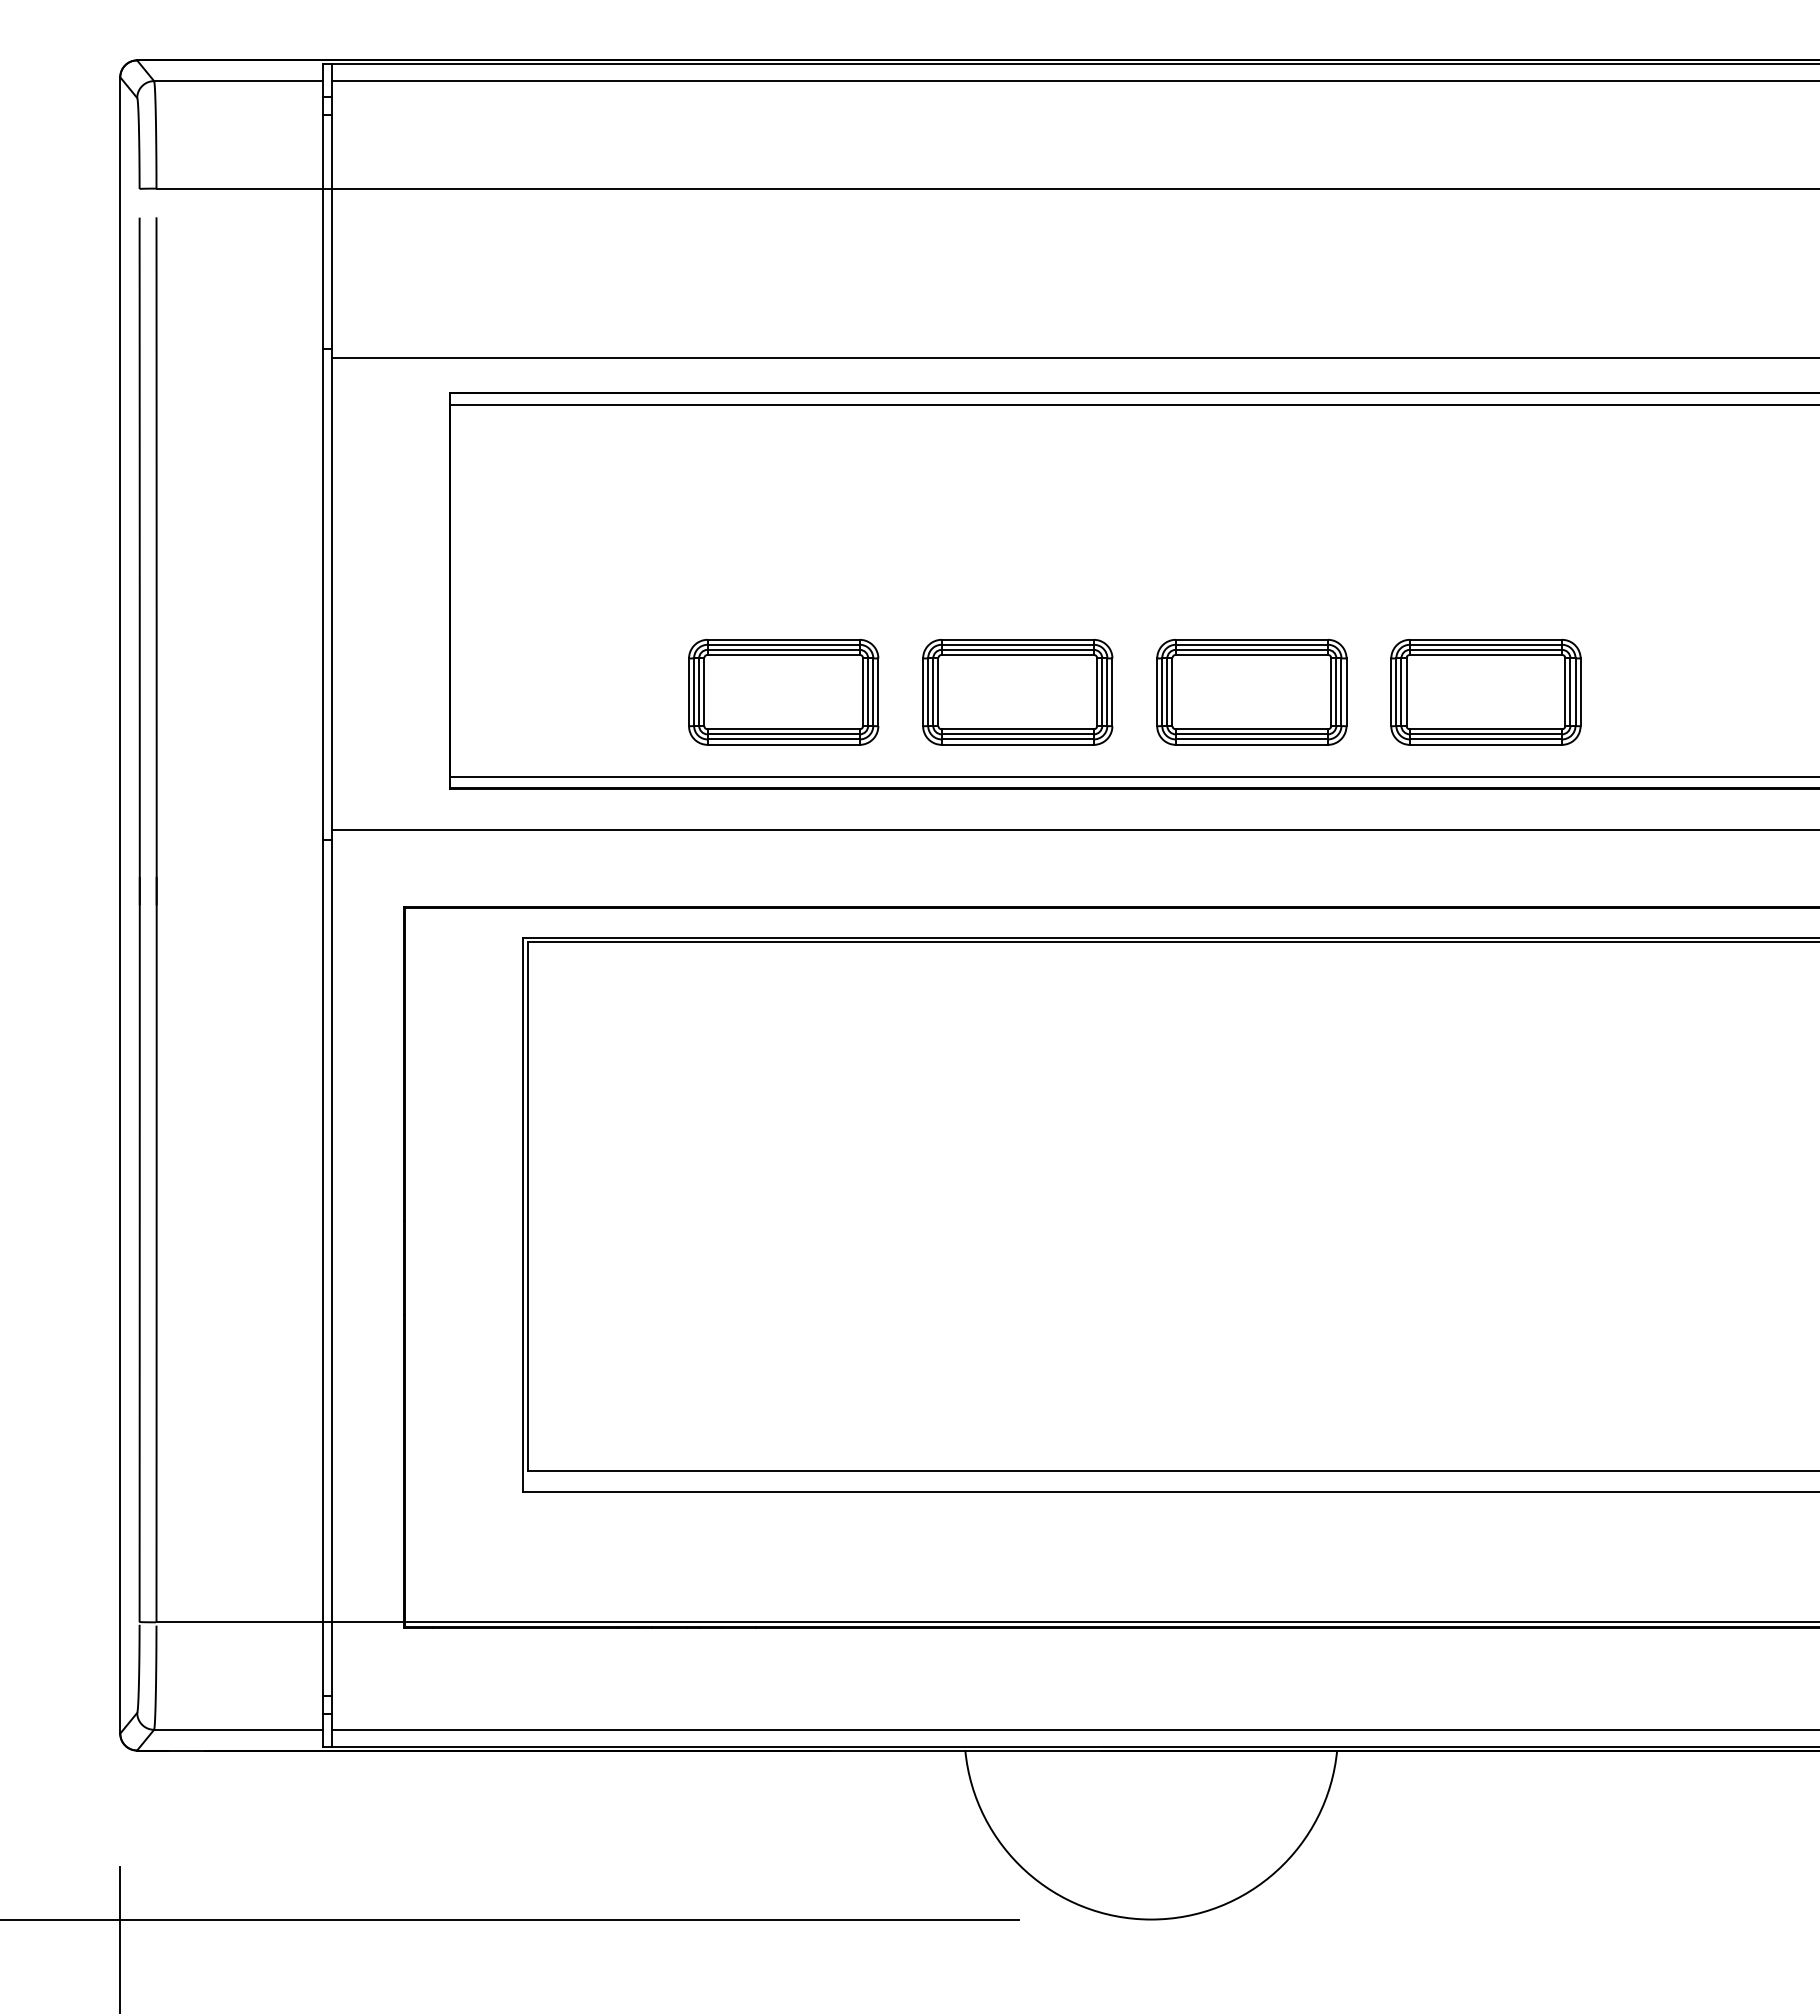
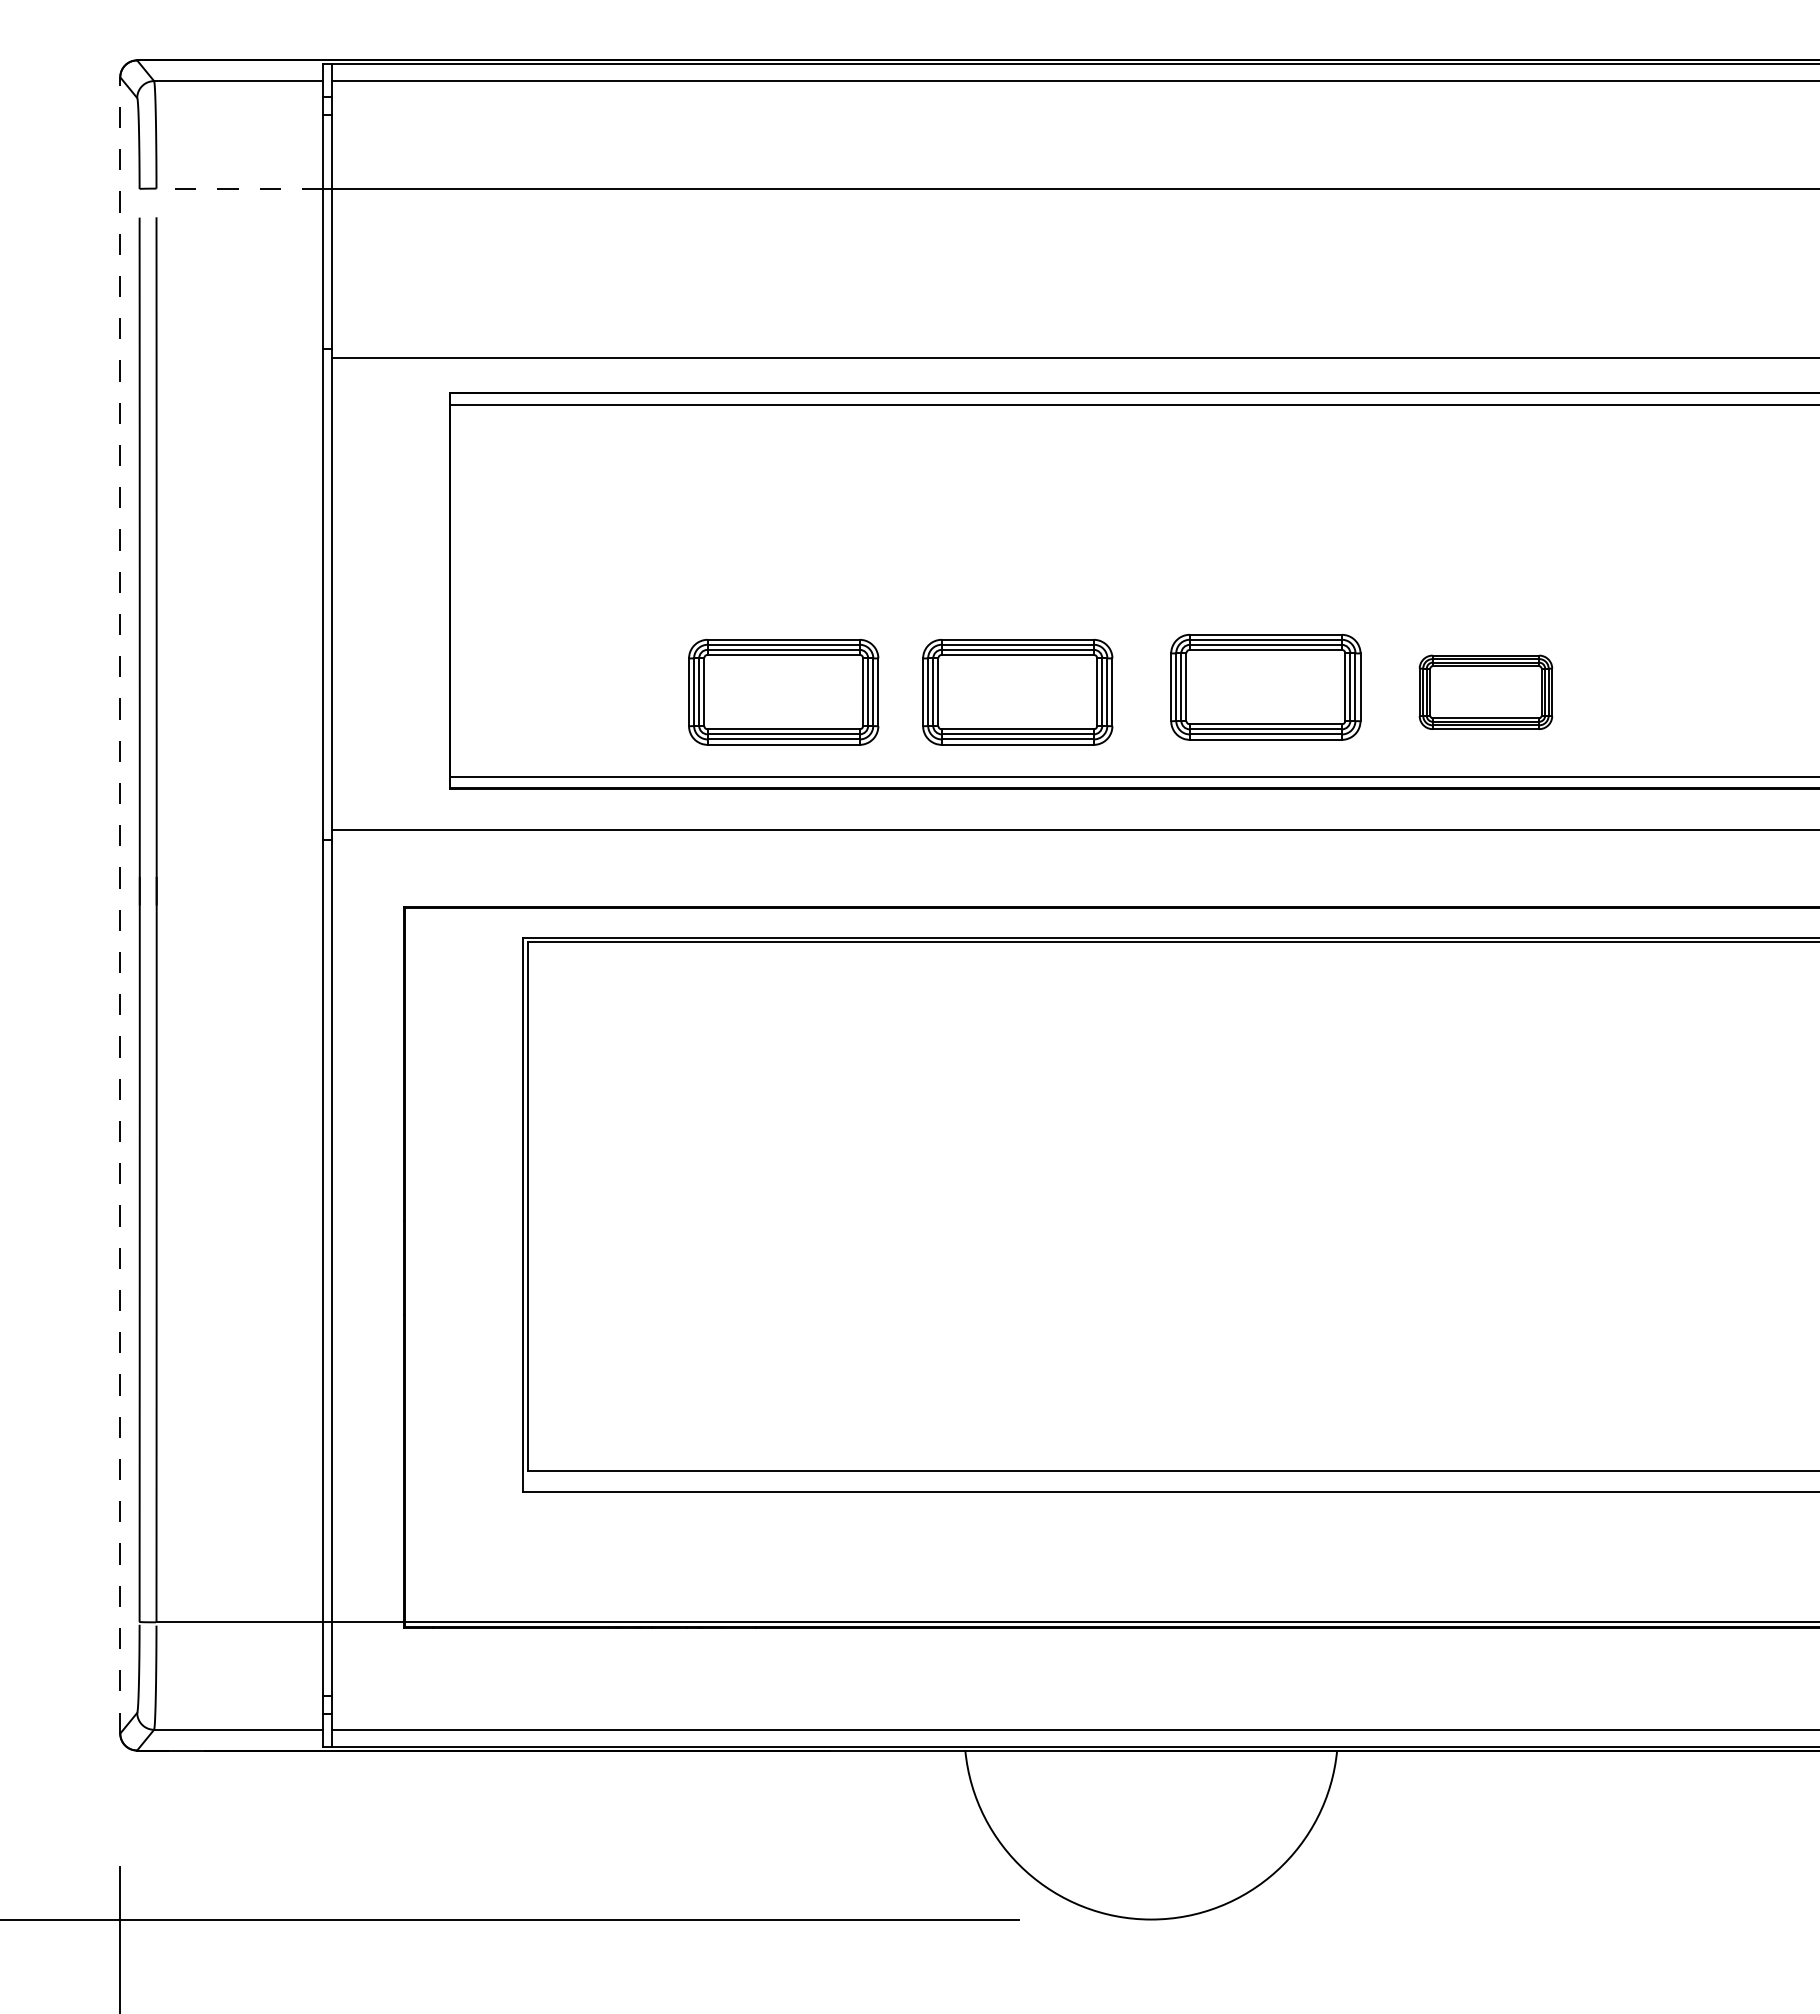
line: solid -> dashed (239, 188)
part position: (1251, 692) -> (1265, 687) (1265, 687)
part size: 192x107 px -> 136x76 px (1485, 691)
line: solid -> dashed (120, 904)
